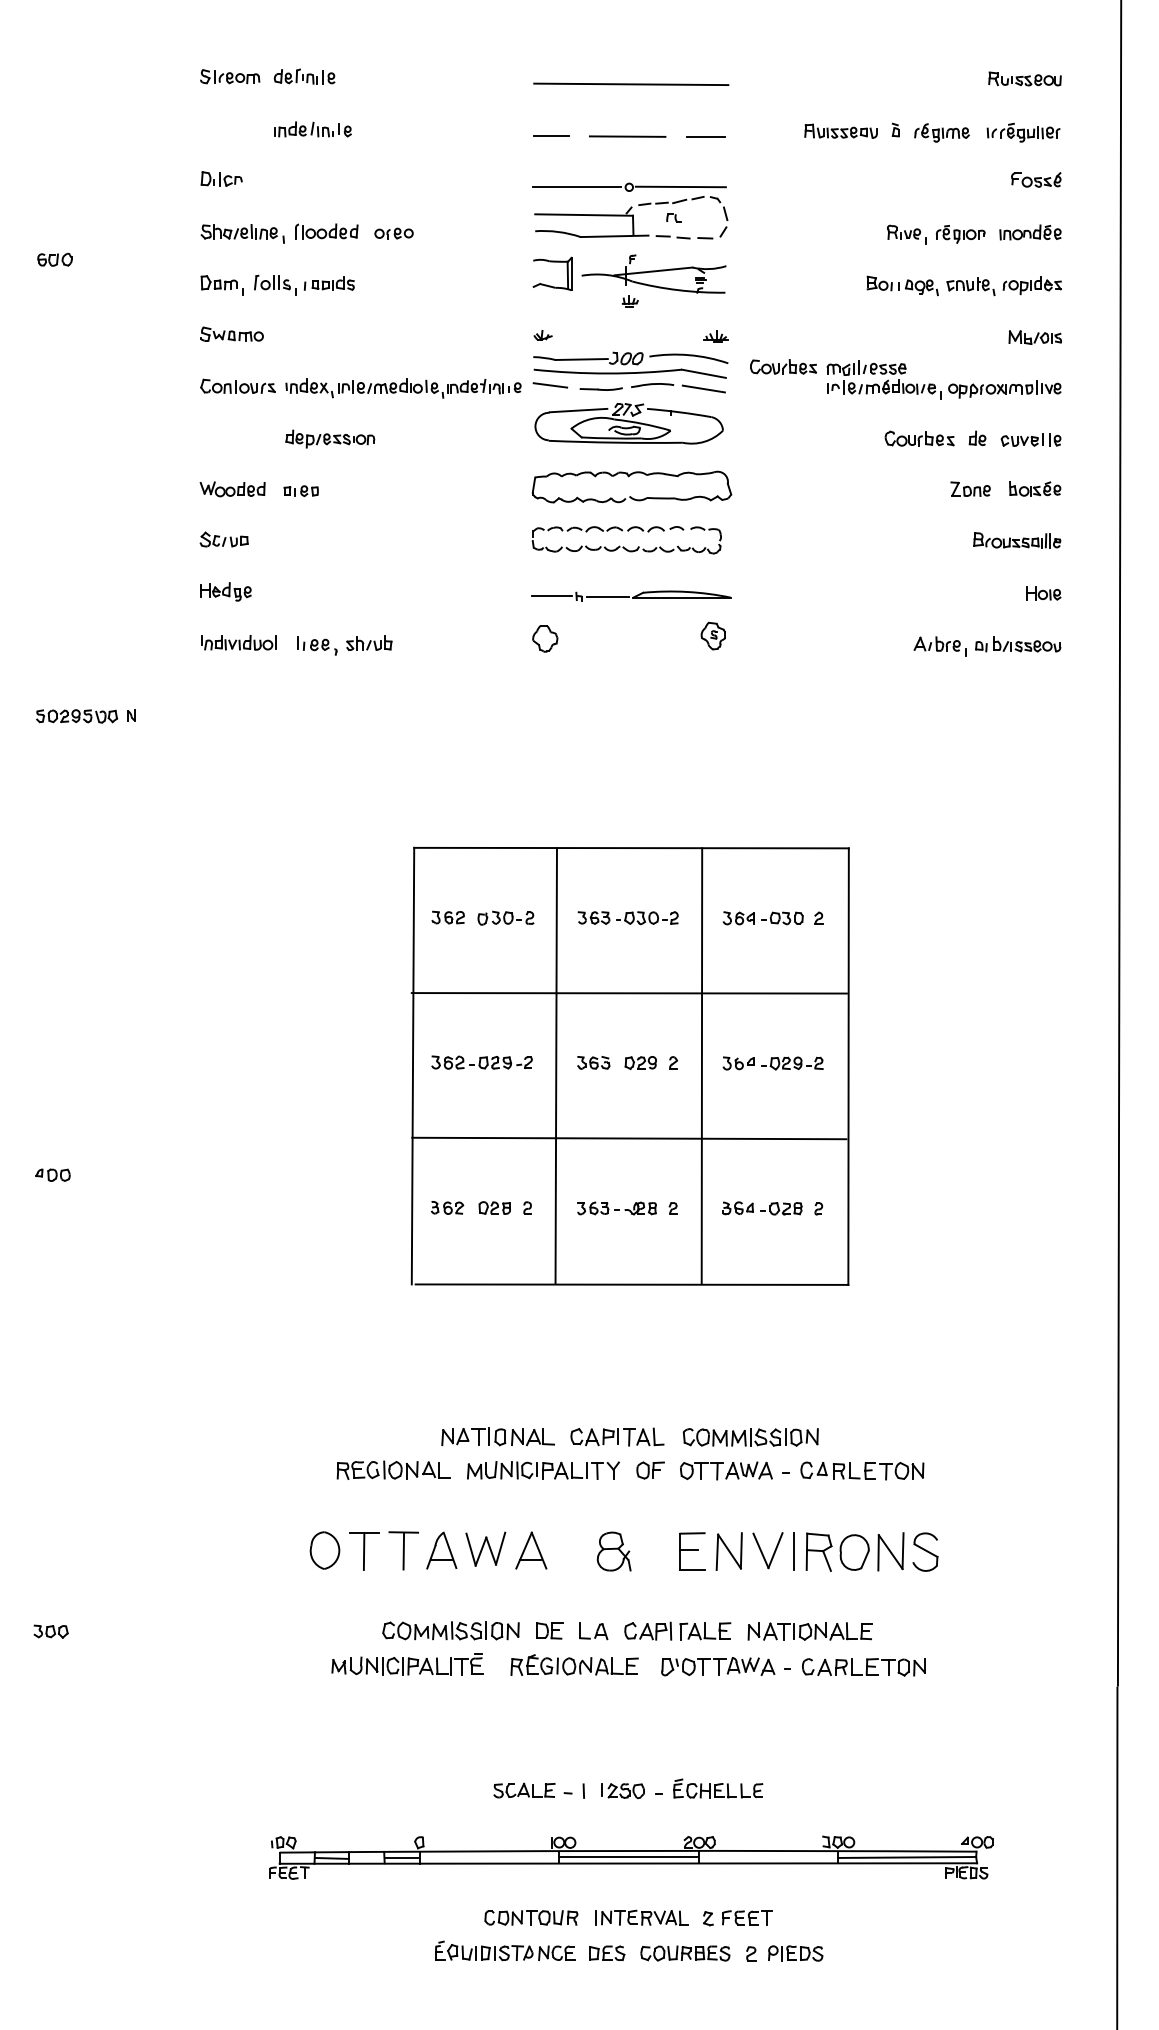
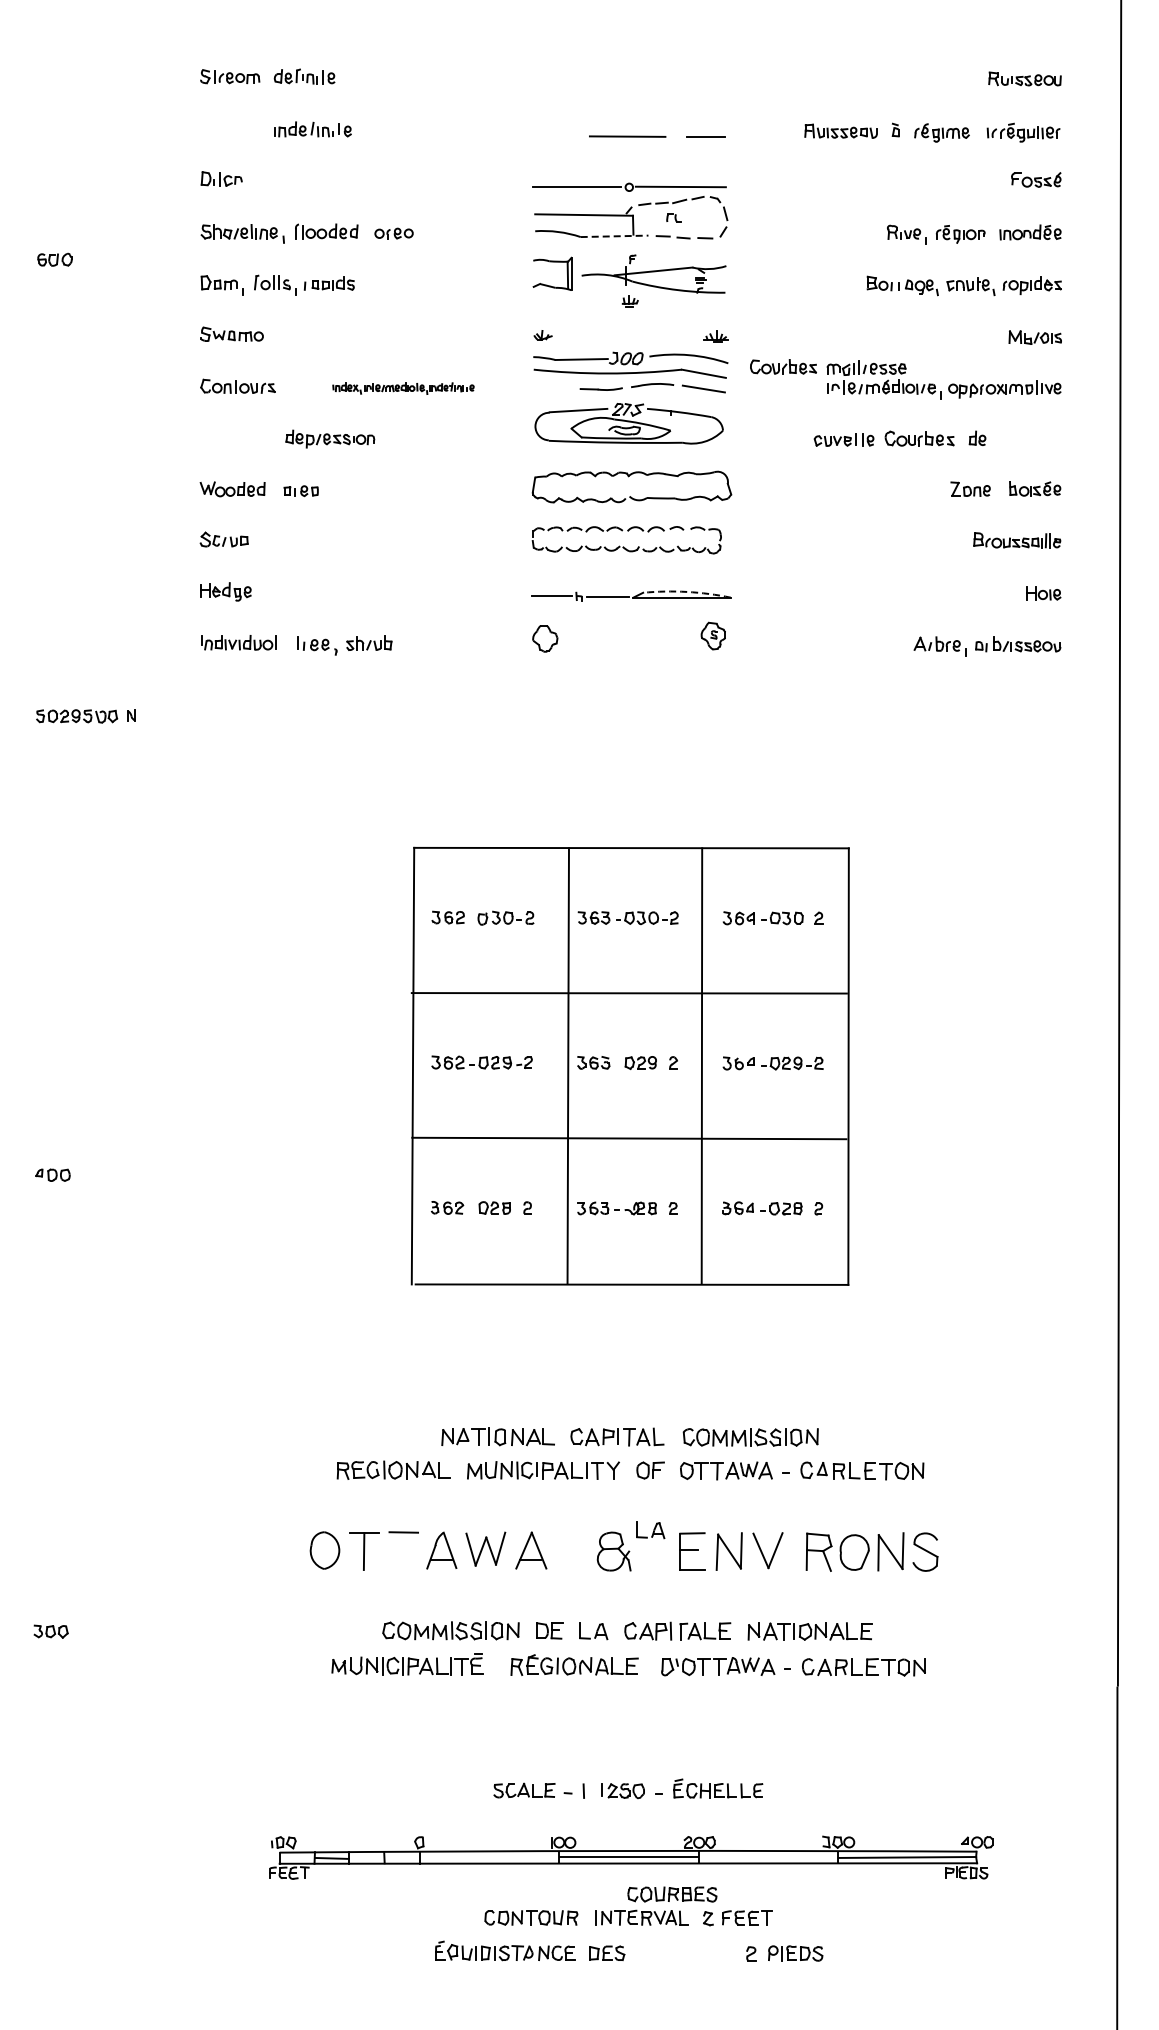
line: present -> none (631, 84)
line: present -> none (550, 136)
line: solid -> dashed (614, 236)
line: present -> none (550, 385)
part size: 237x21 px -> 143x13 px (403, 388)
part position: (1030, 439) -> (843, 439) (843, 439)
arc: solid -> dashed (687, 591)
line position: (555, 1065) -> (567, 1065) (567, 1065)
part: none -> present (650, 1530)
line: present -> none (793, 1550)
line: present -> none (403, 1551)
line: present -> none (402, 1857)
part position: (685, 1953) -> (672, 1894) (672, 1894)
